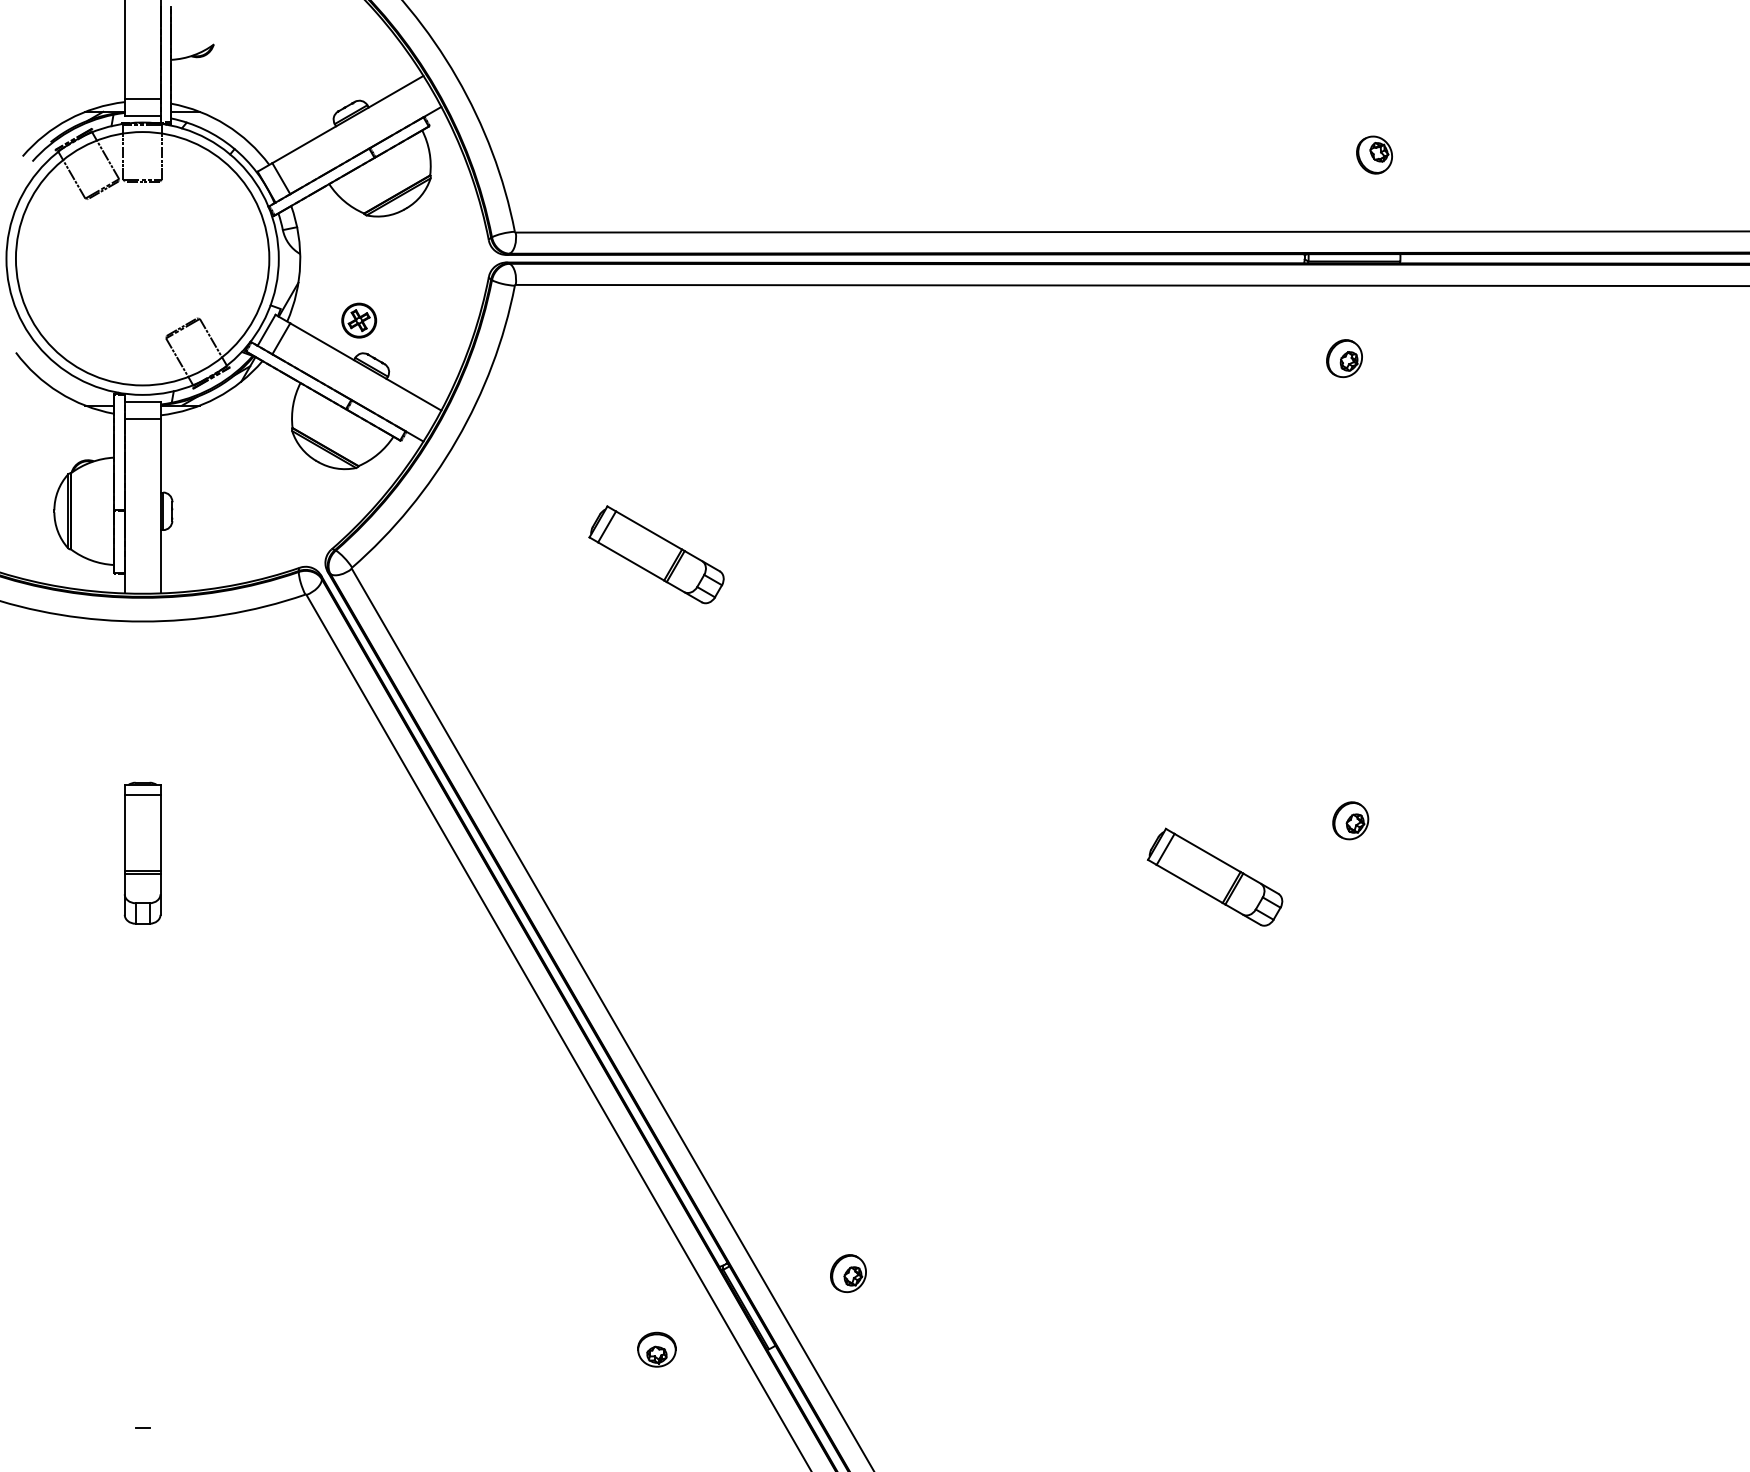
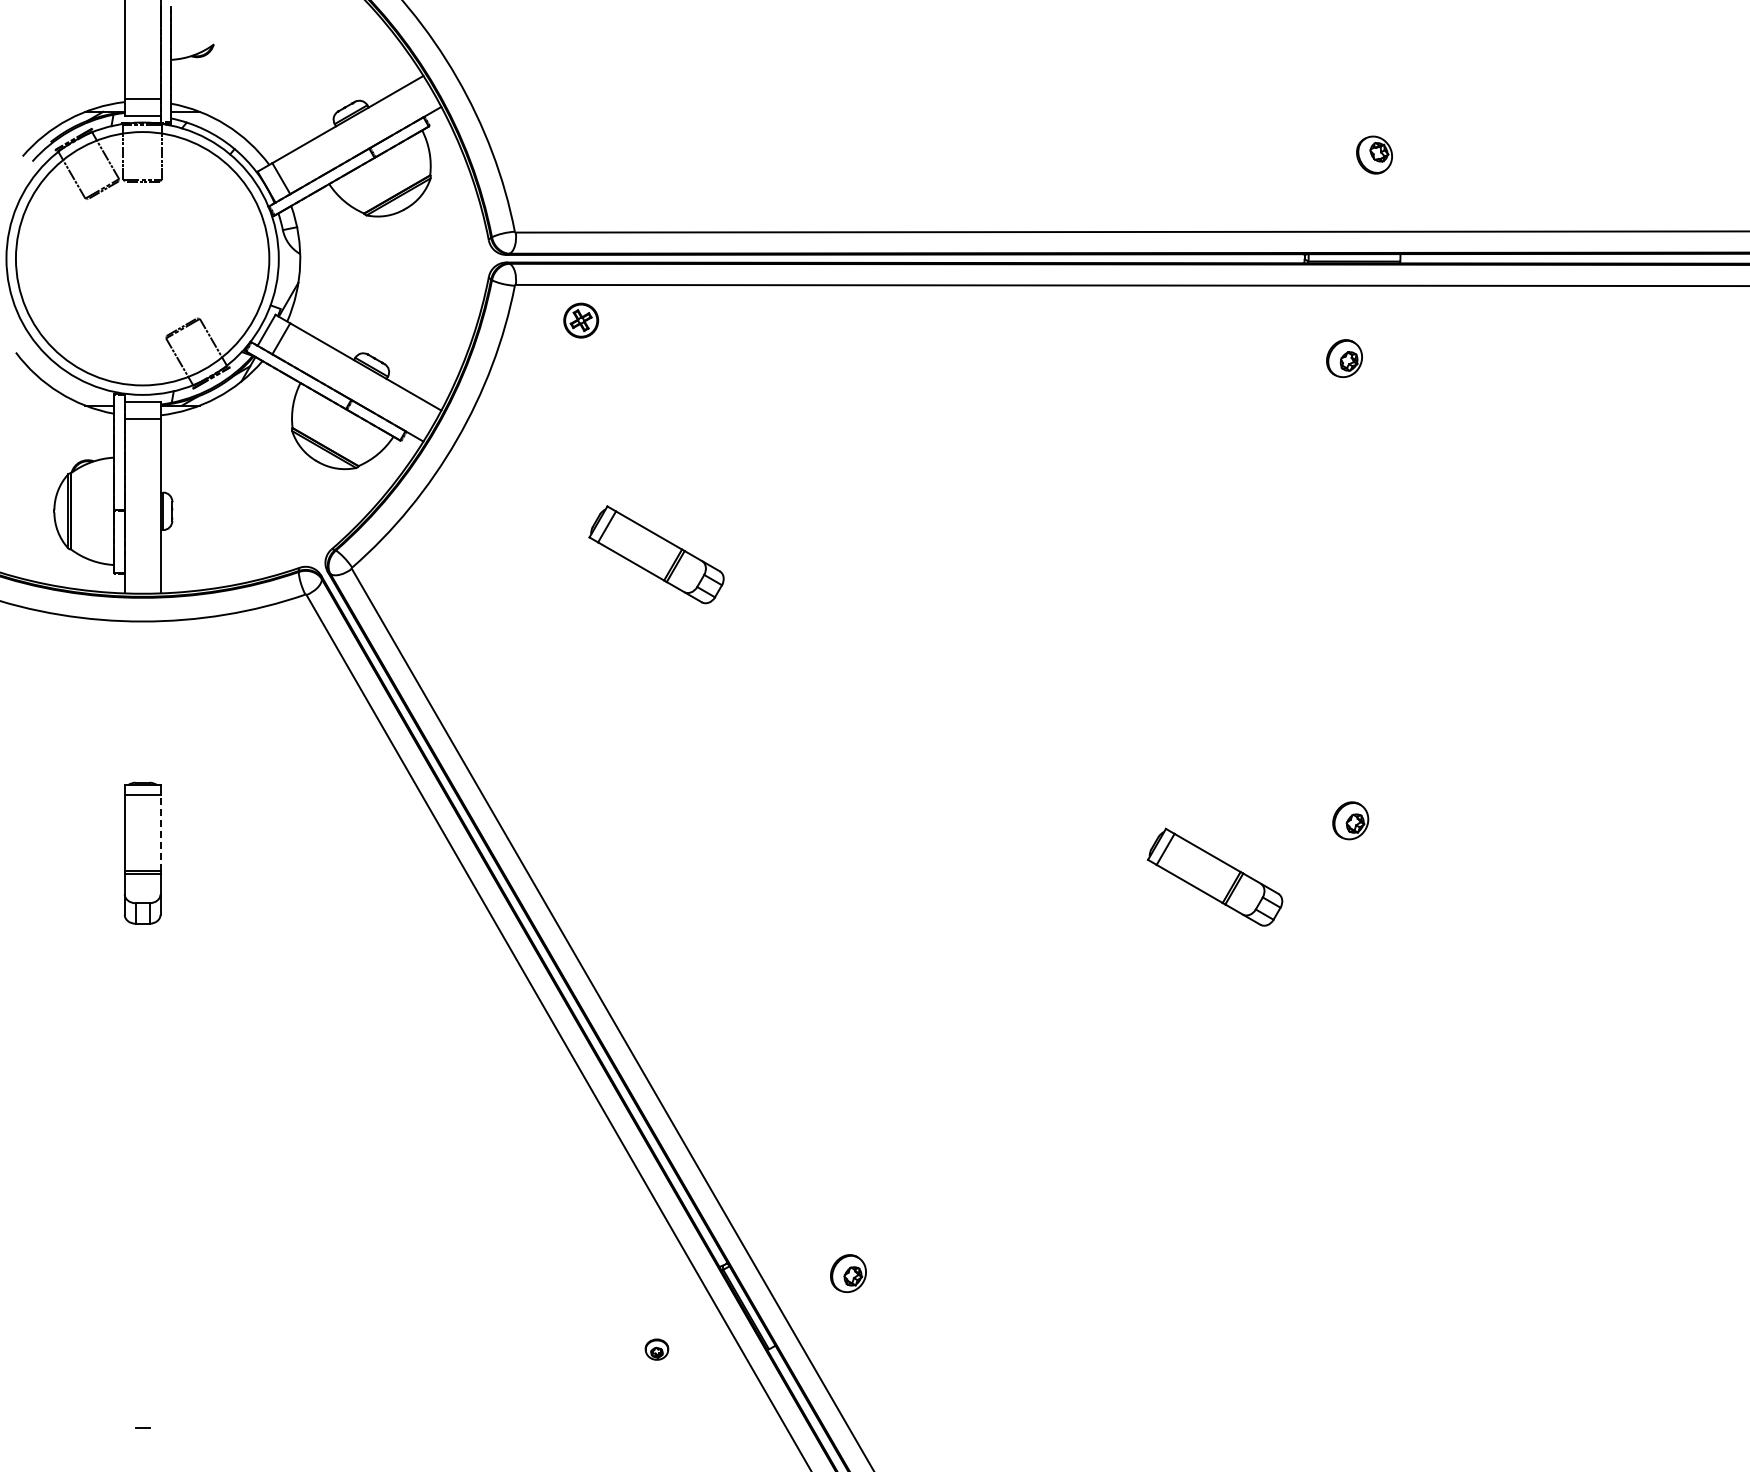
part position: (359, 320) -> (581, 320) (581, 320)
line: solid -> dashed (160, 832)
part size: 40x37 px -> 26x23 px (656, 1349)
